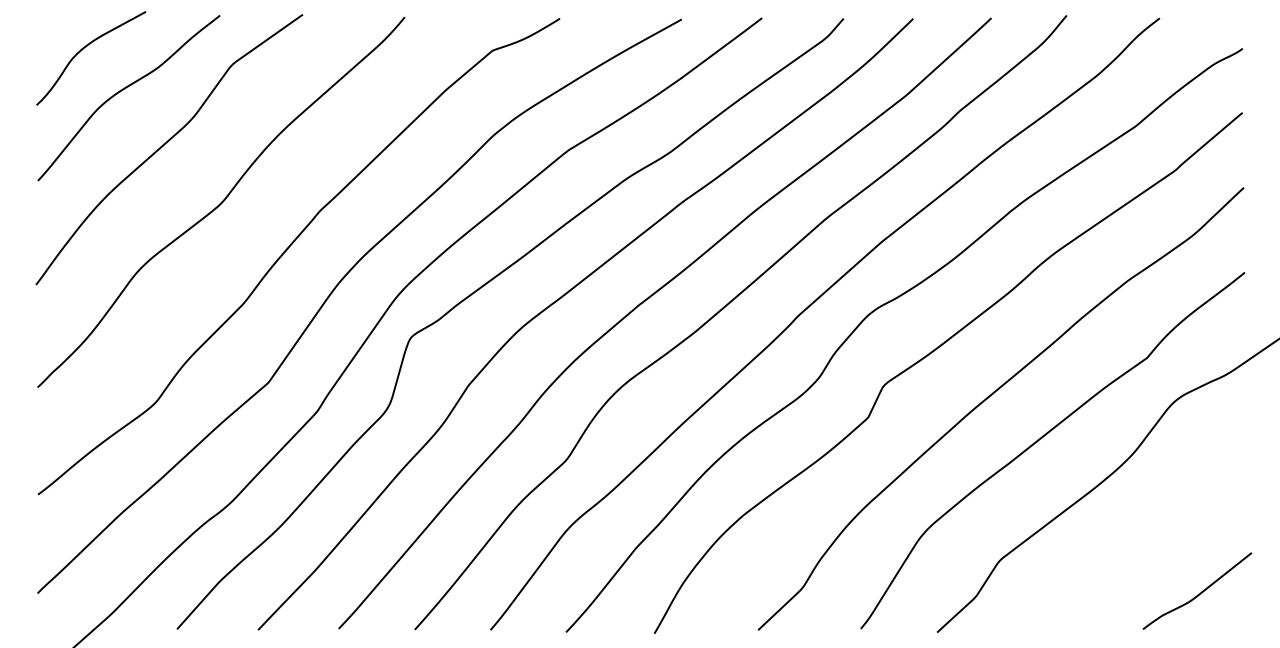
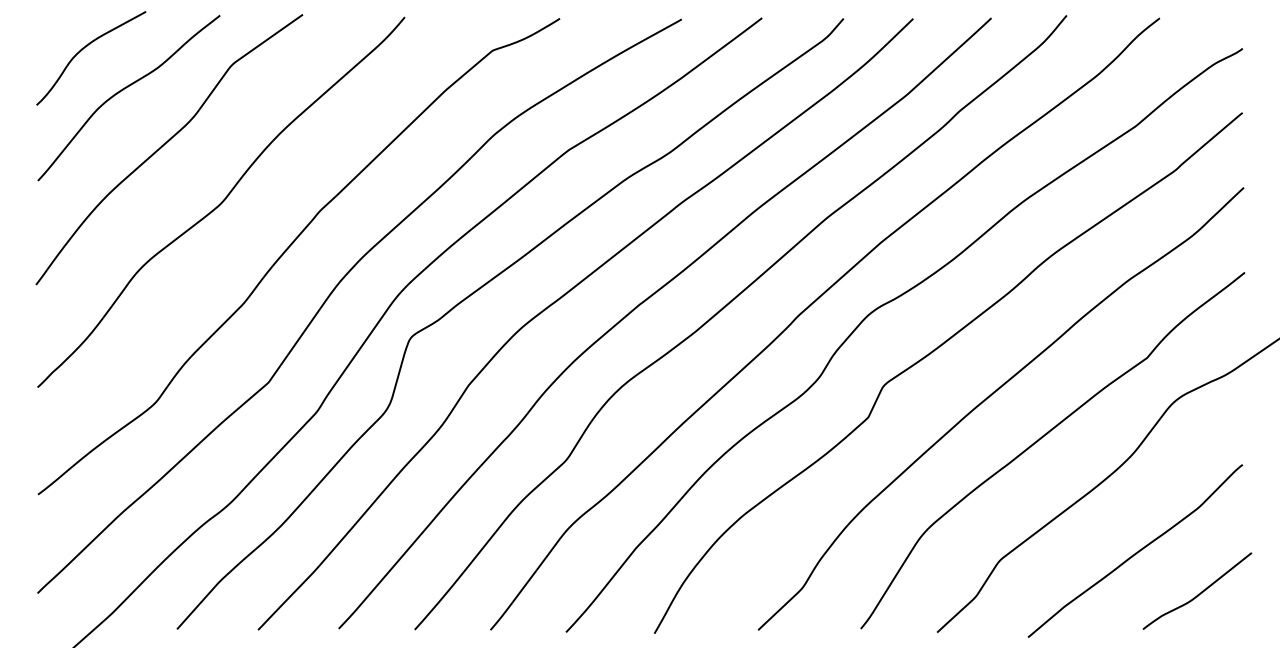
curve: none -> present (1135, 552)
